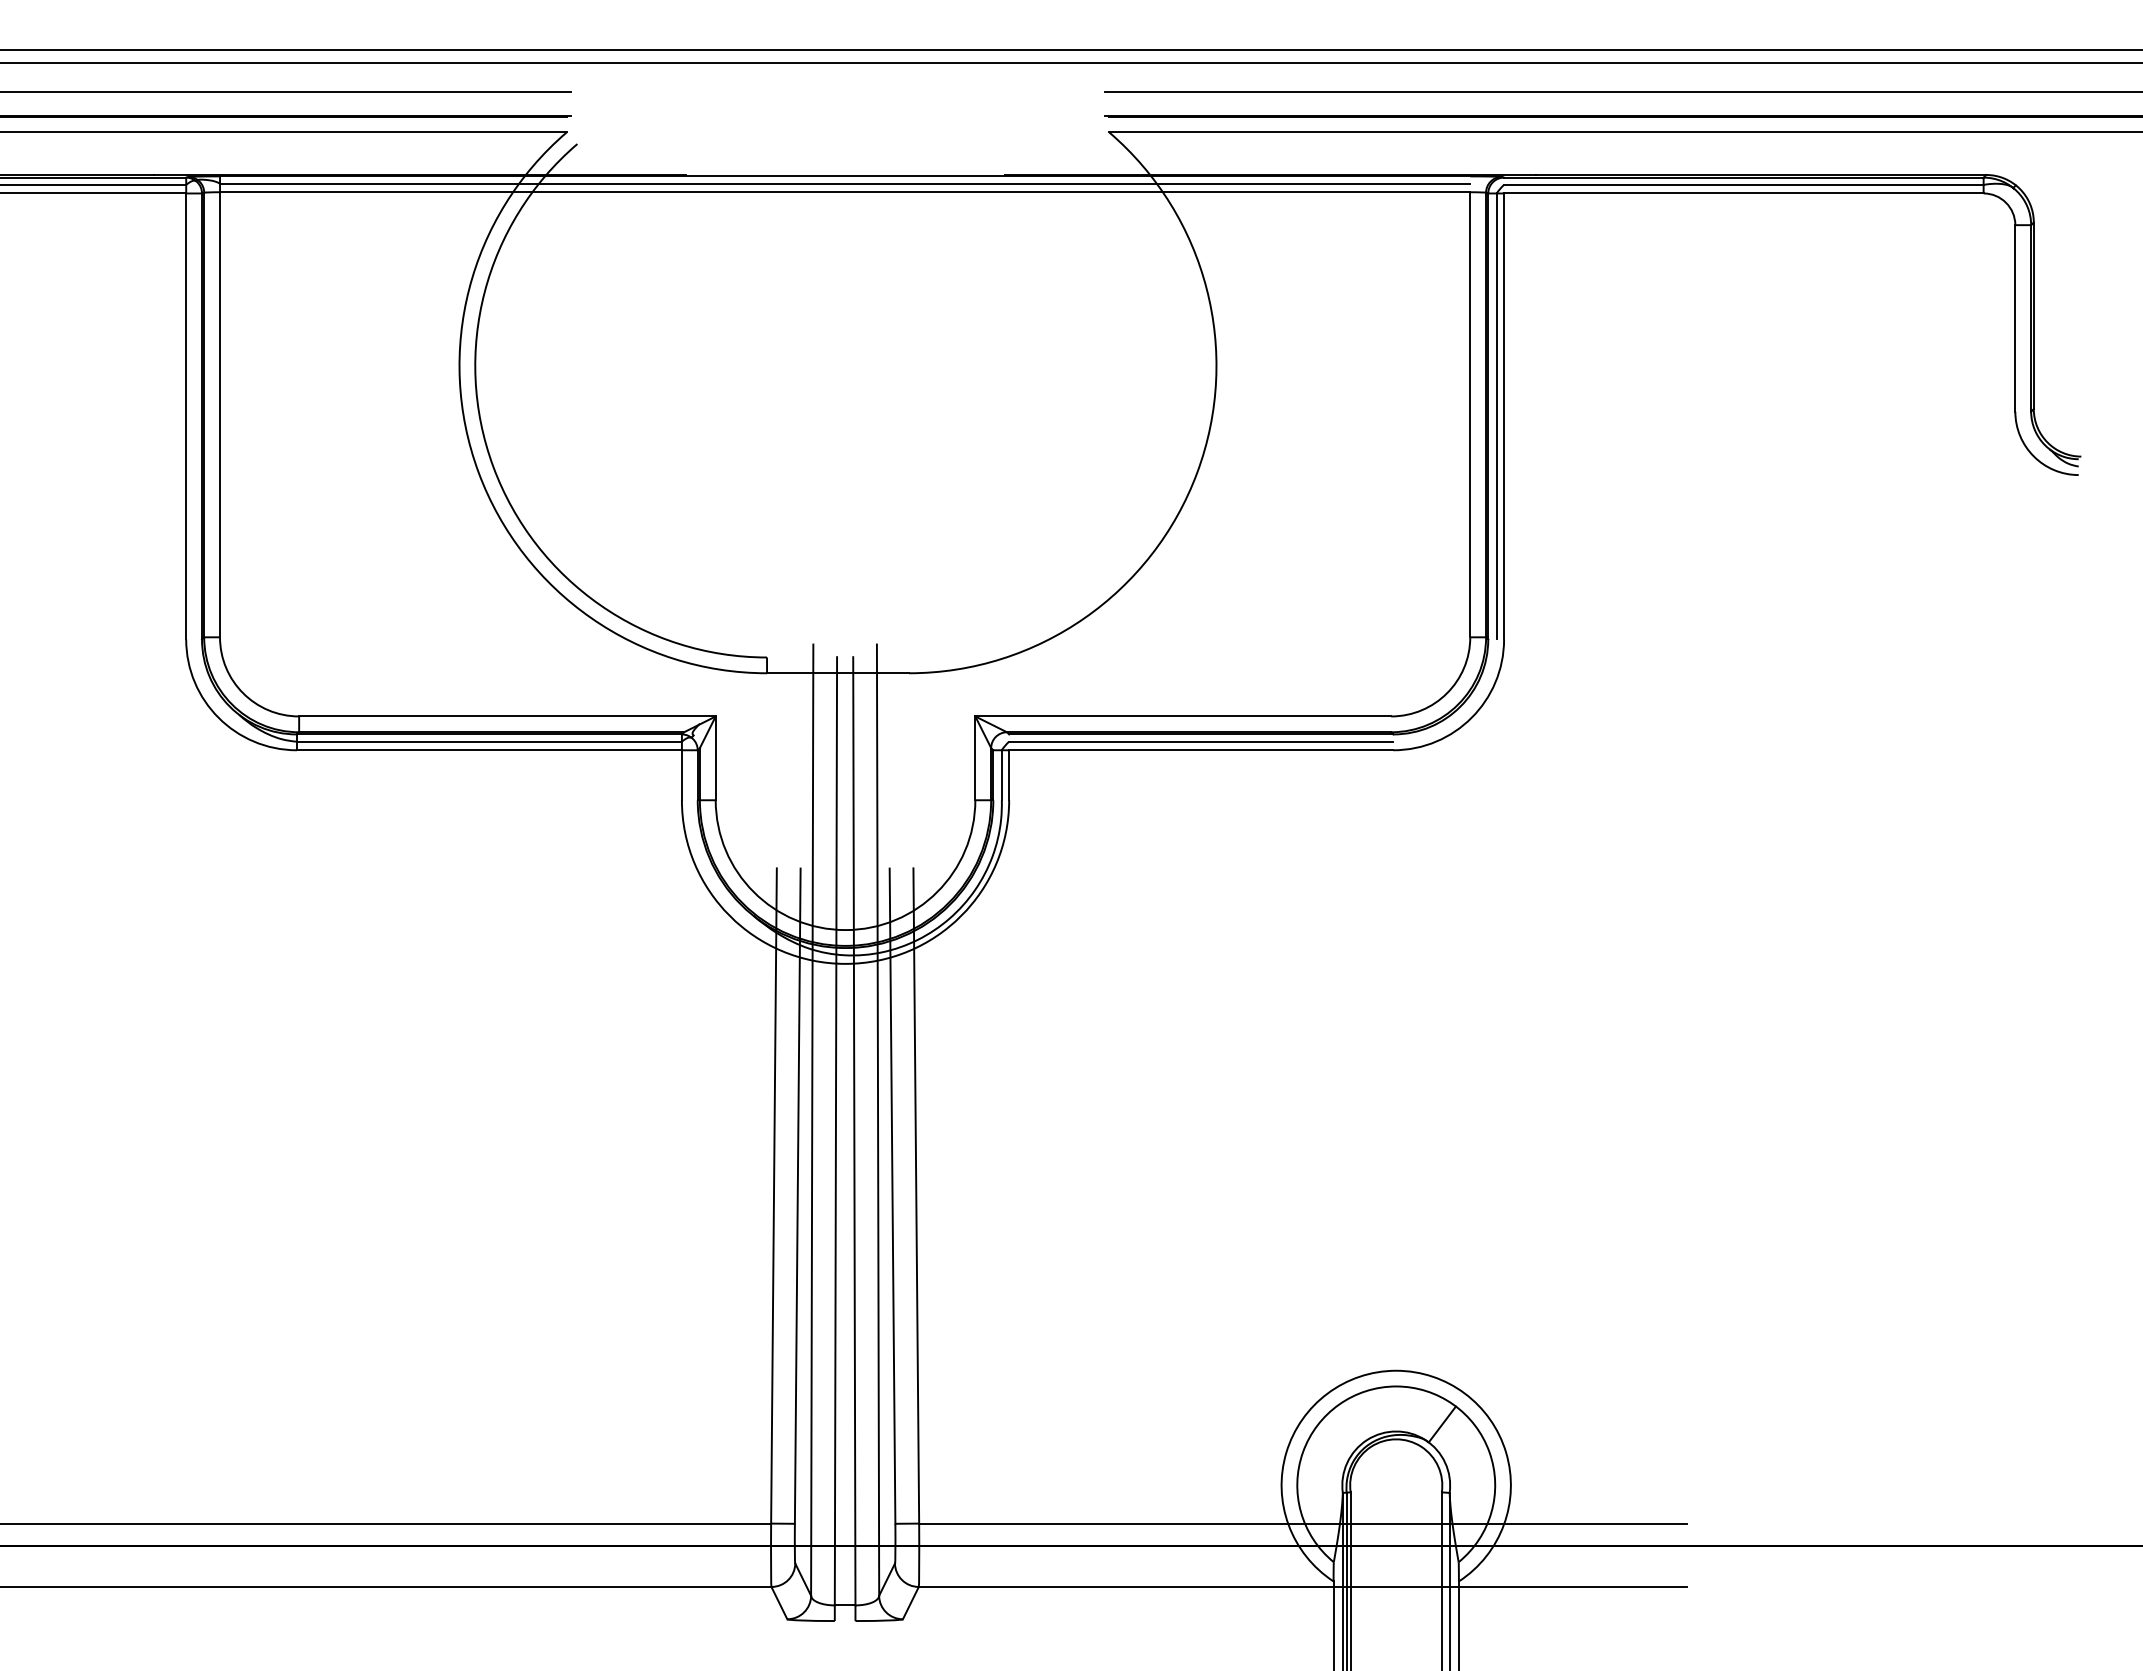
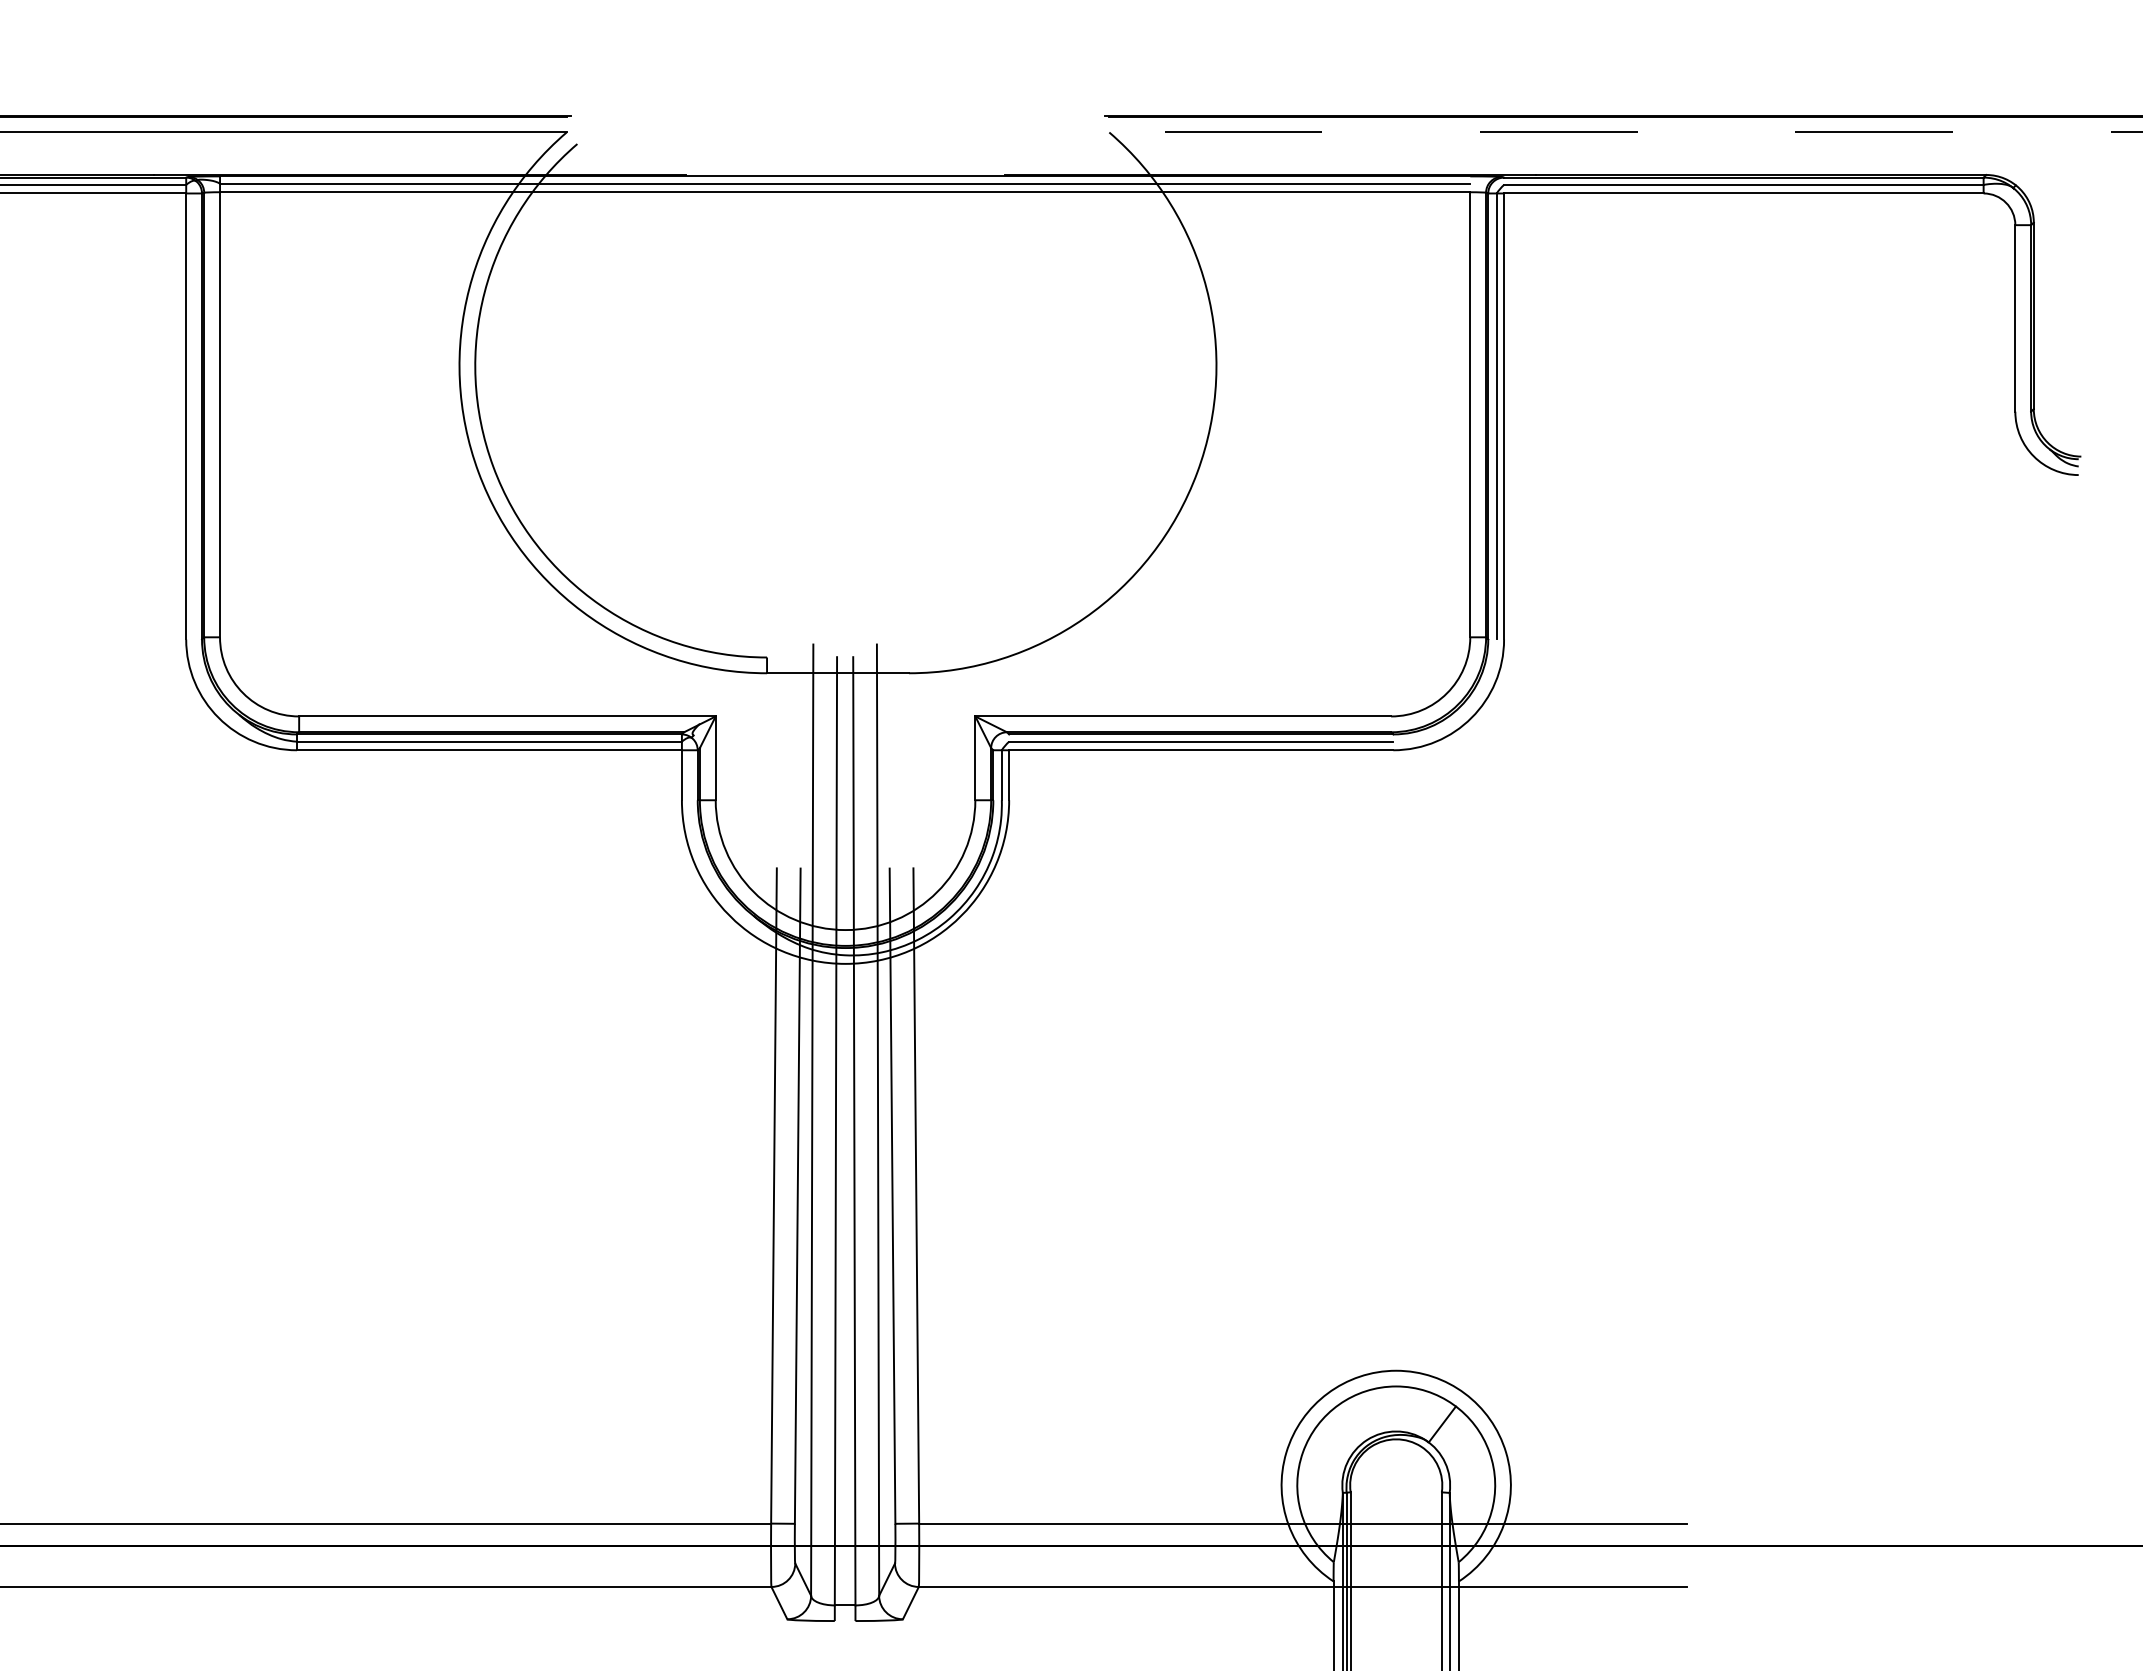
line: present -> none (1070, 49)
line: present -> none (1070, 62)
line: present -> none (286, 92)
line: present -> none (1622, 92)
line: solid -> dashed (1625, 132)
